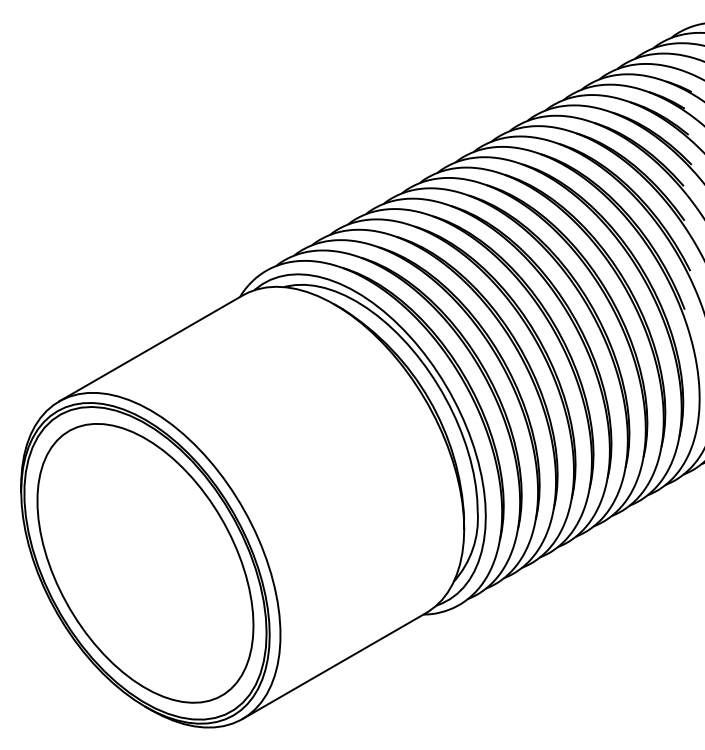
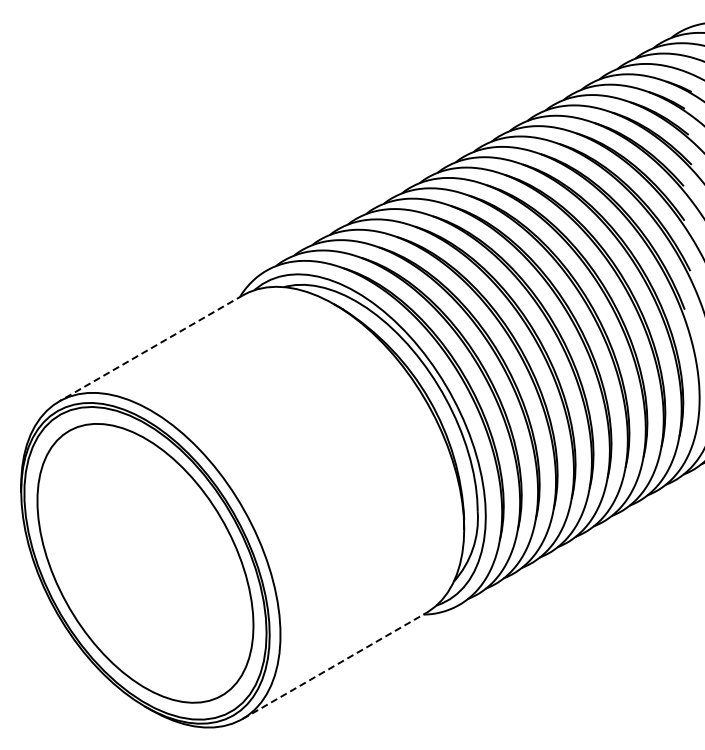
line: solid -> dashed (150, 348)
line: solid -> dashed (334, 665)
